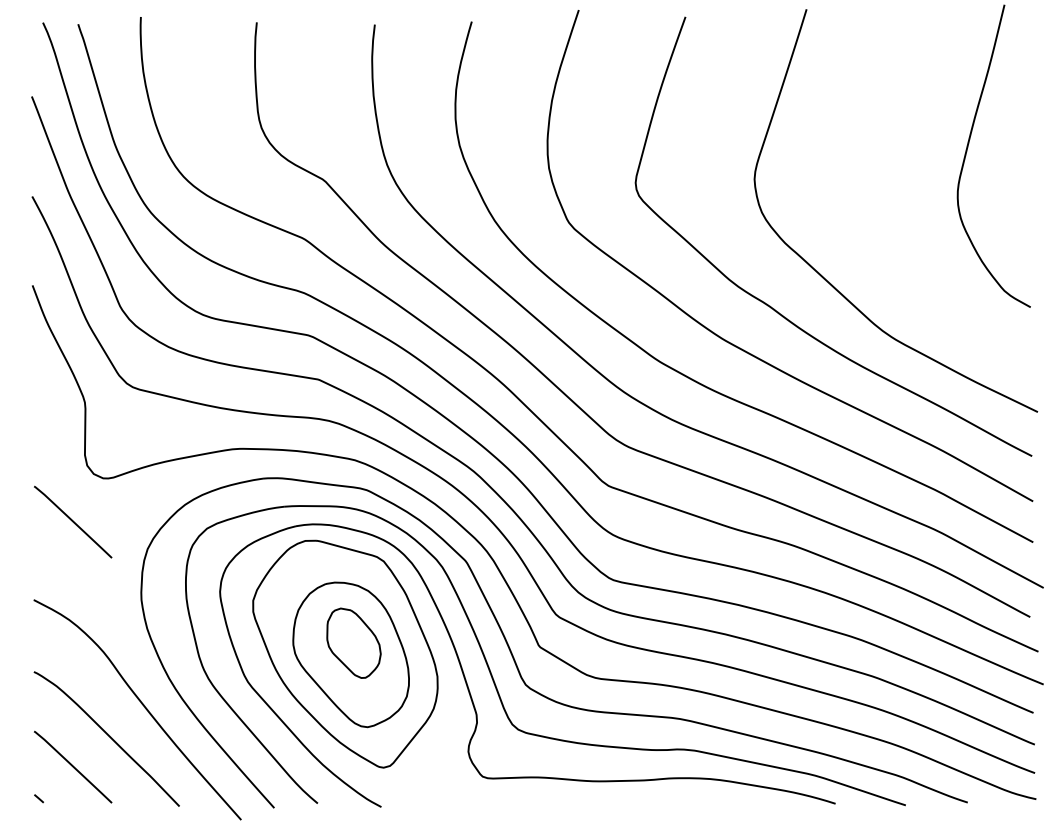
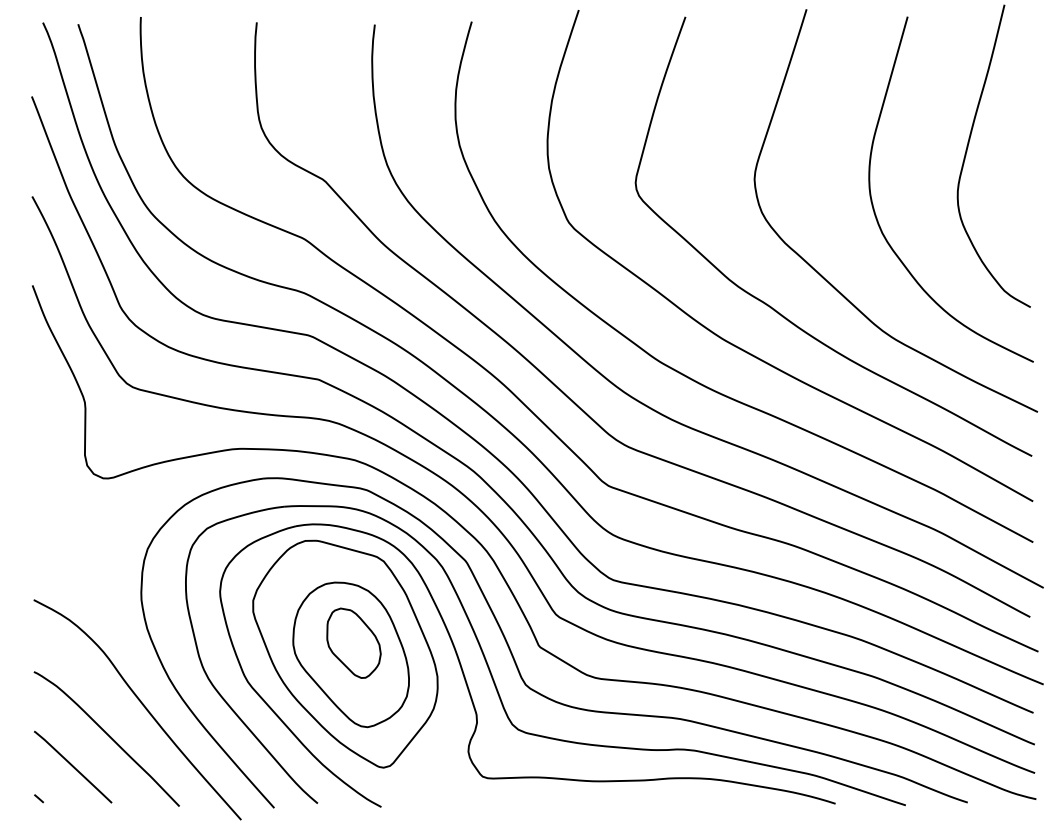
curve: none -> present (876, 214)
line: present -> none (73, 521)
